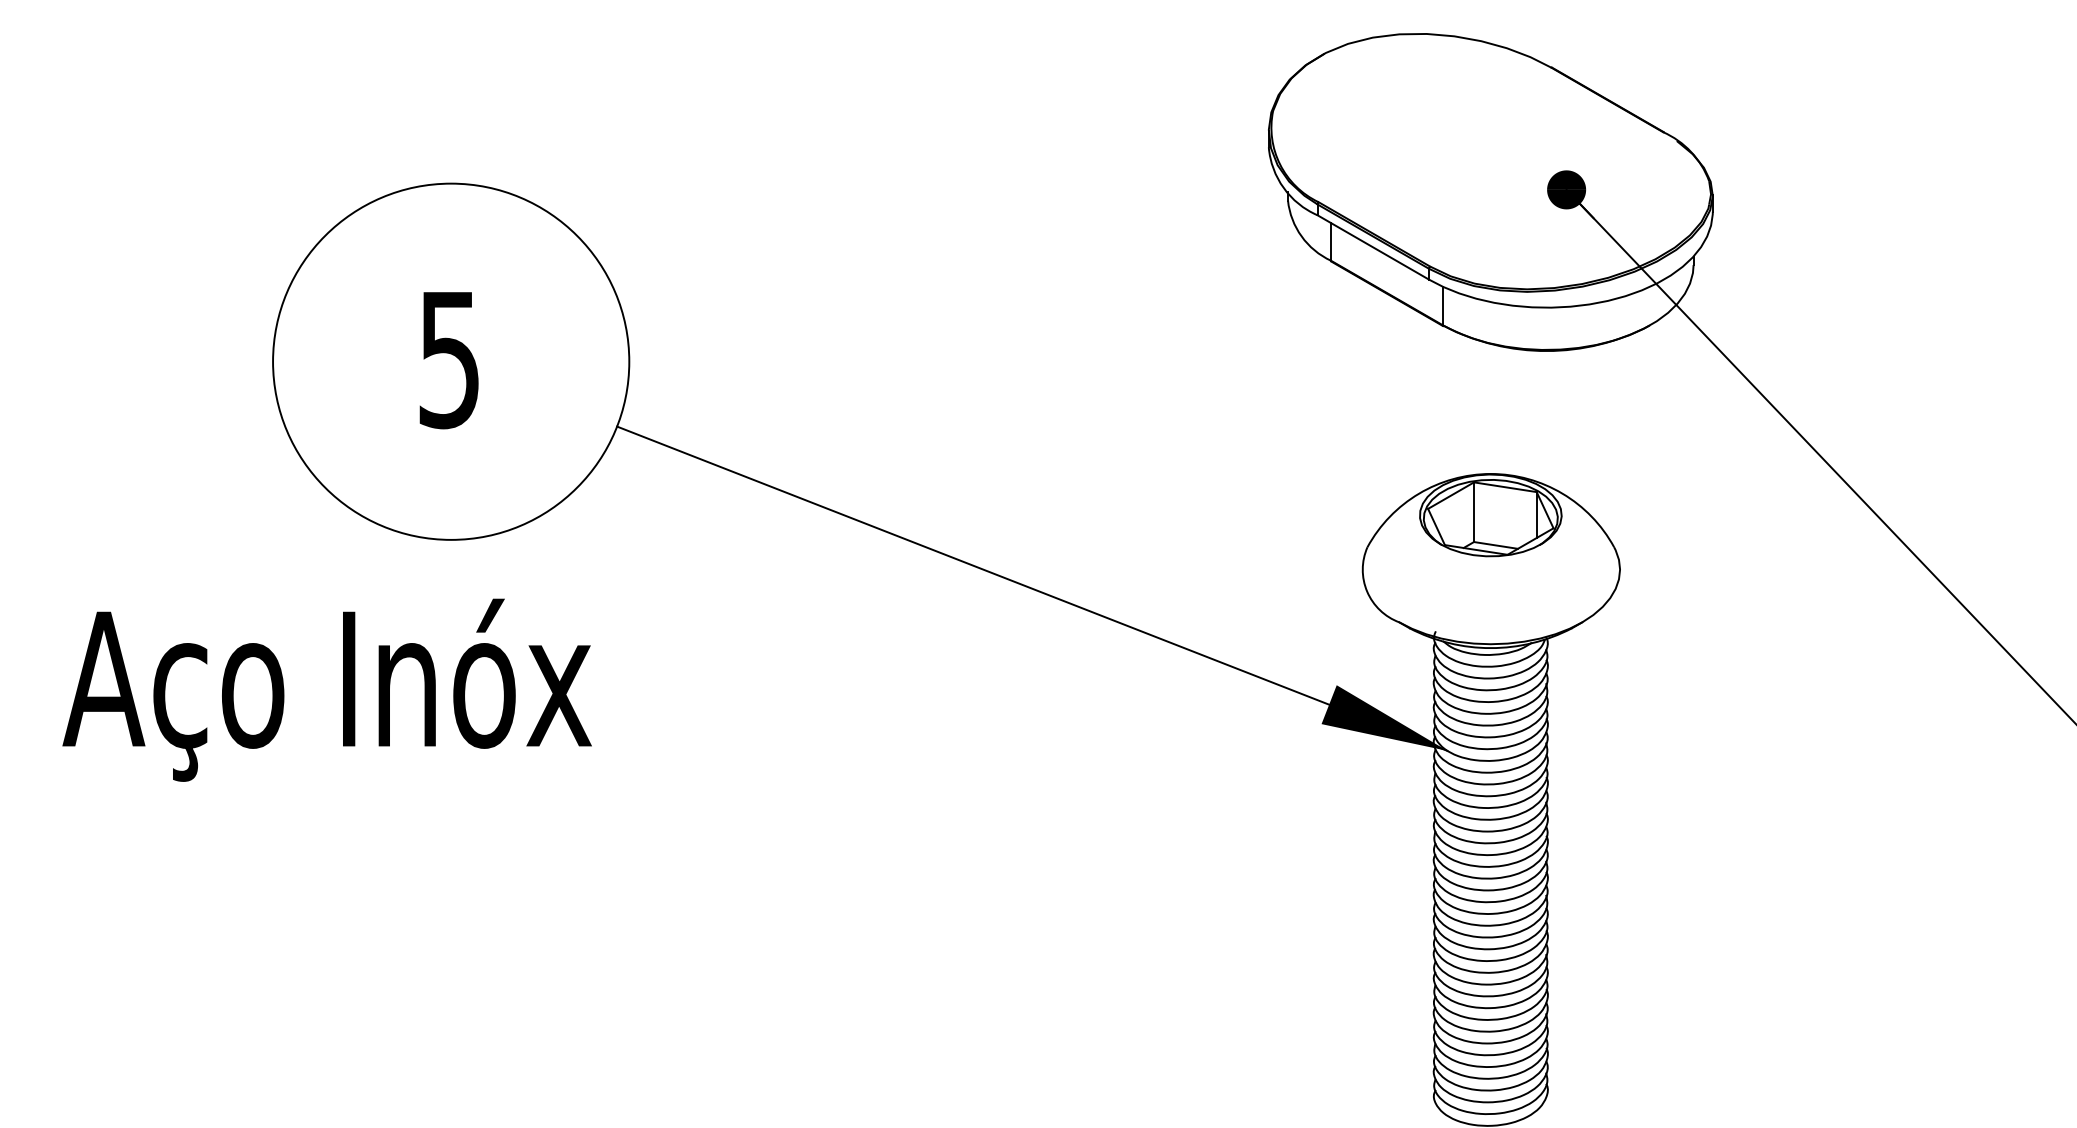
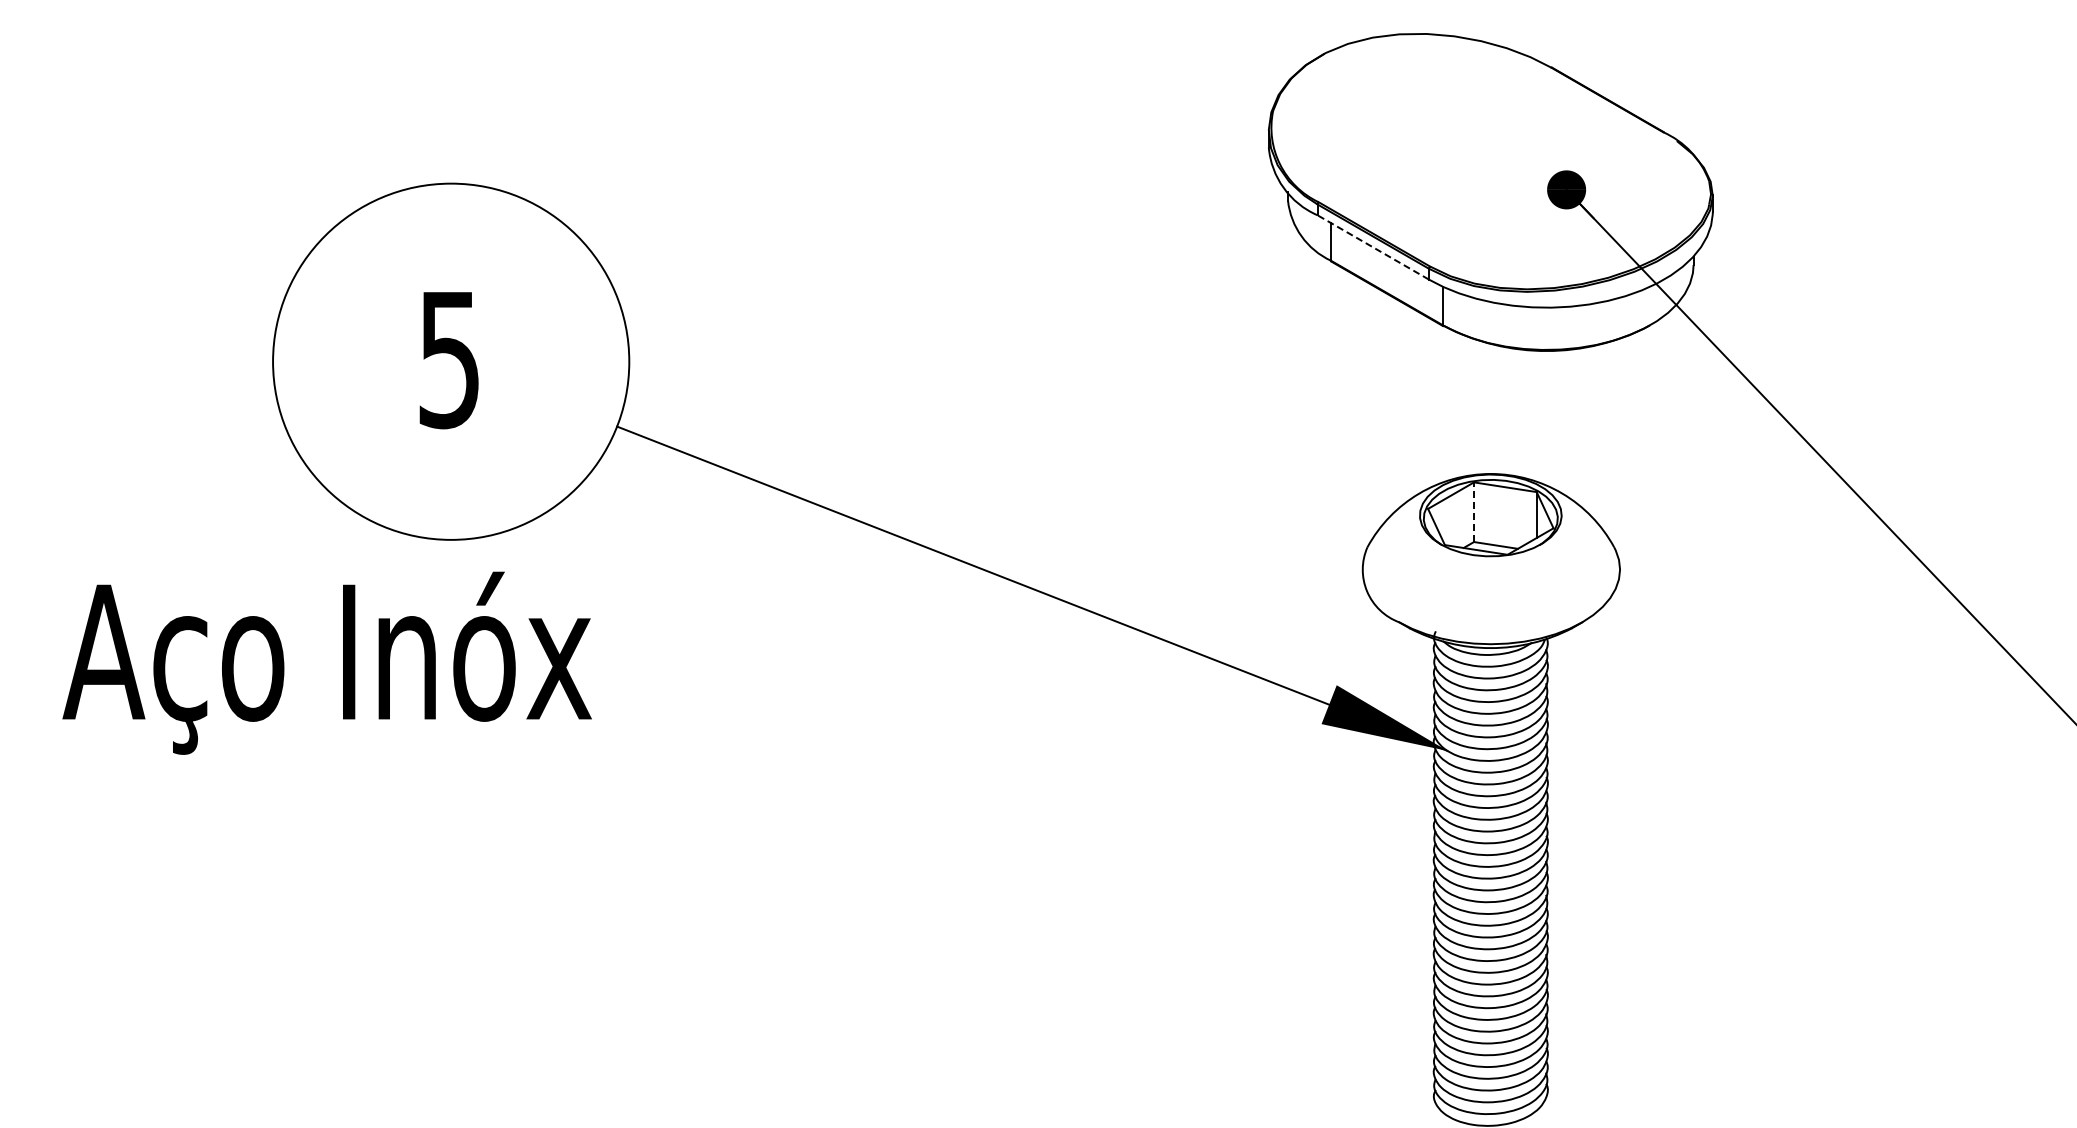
line: solid -> dashed (1372, 247)
line: solid -> dashed (1474, 512)
text position: (326, 689) -> (326, 662) (326, 662)
